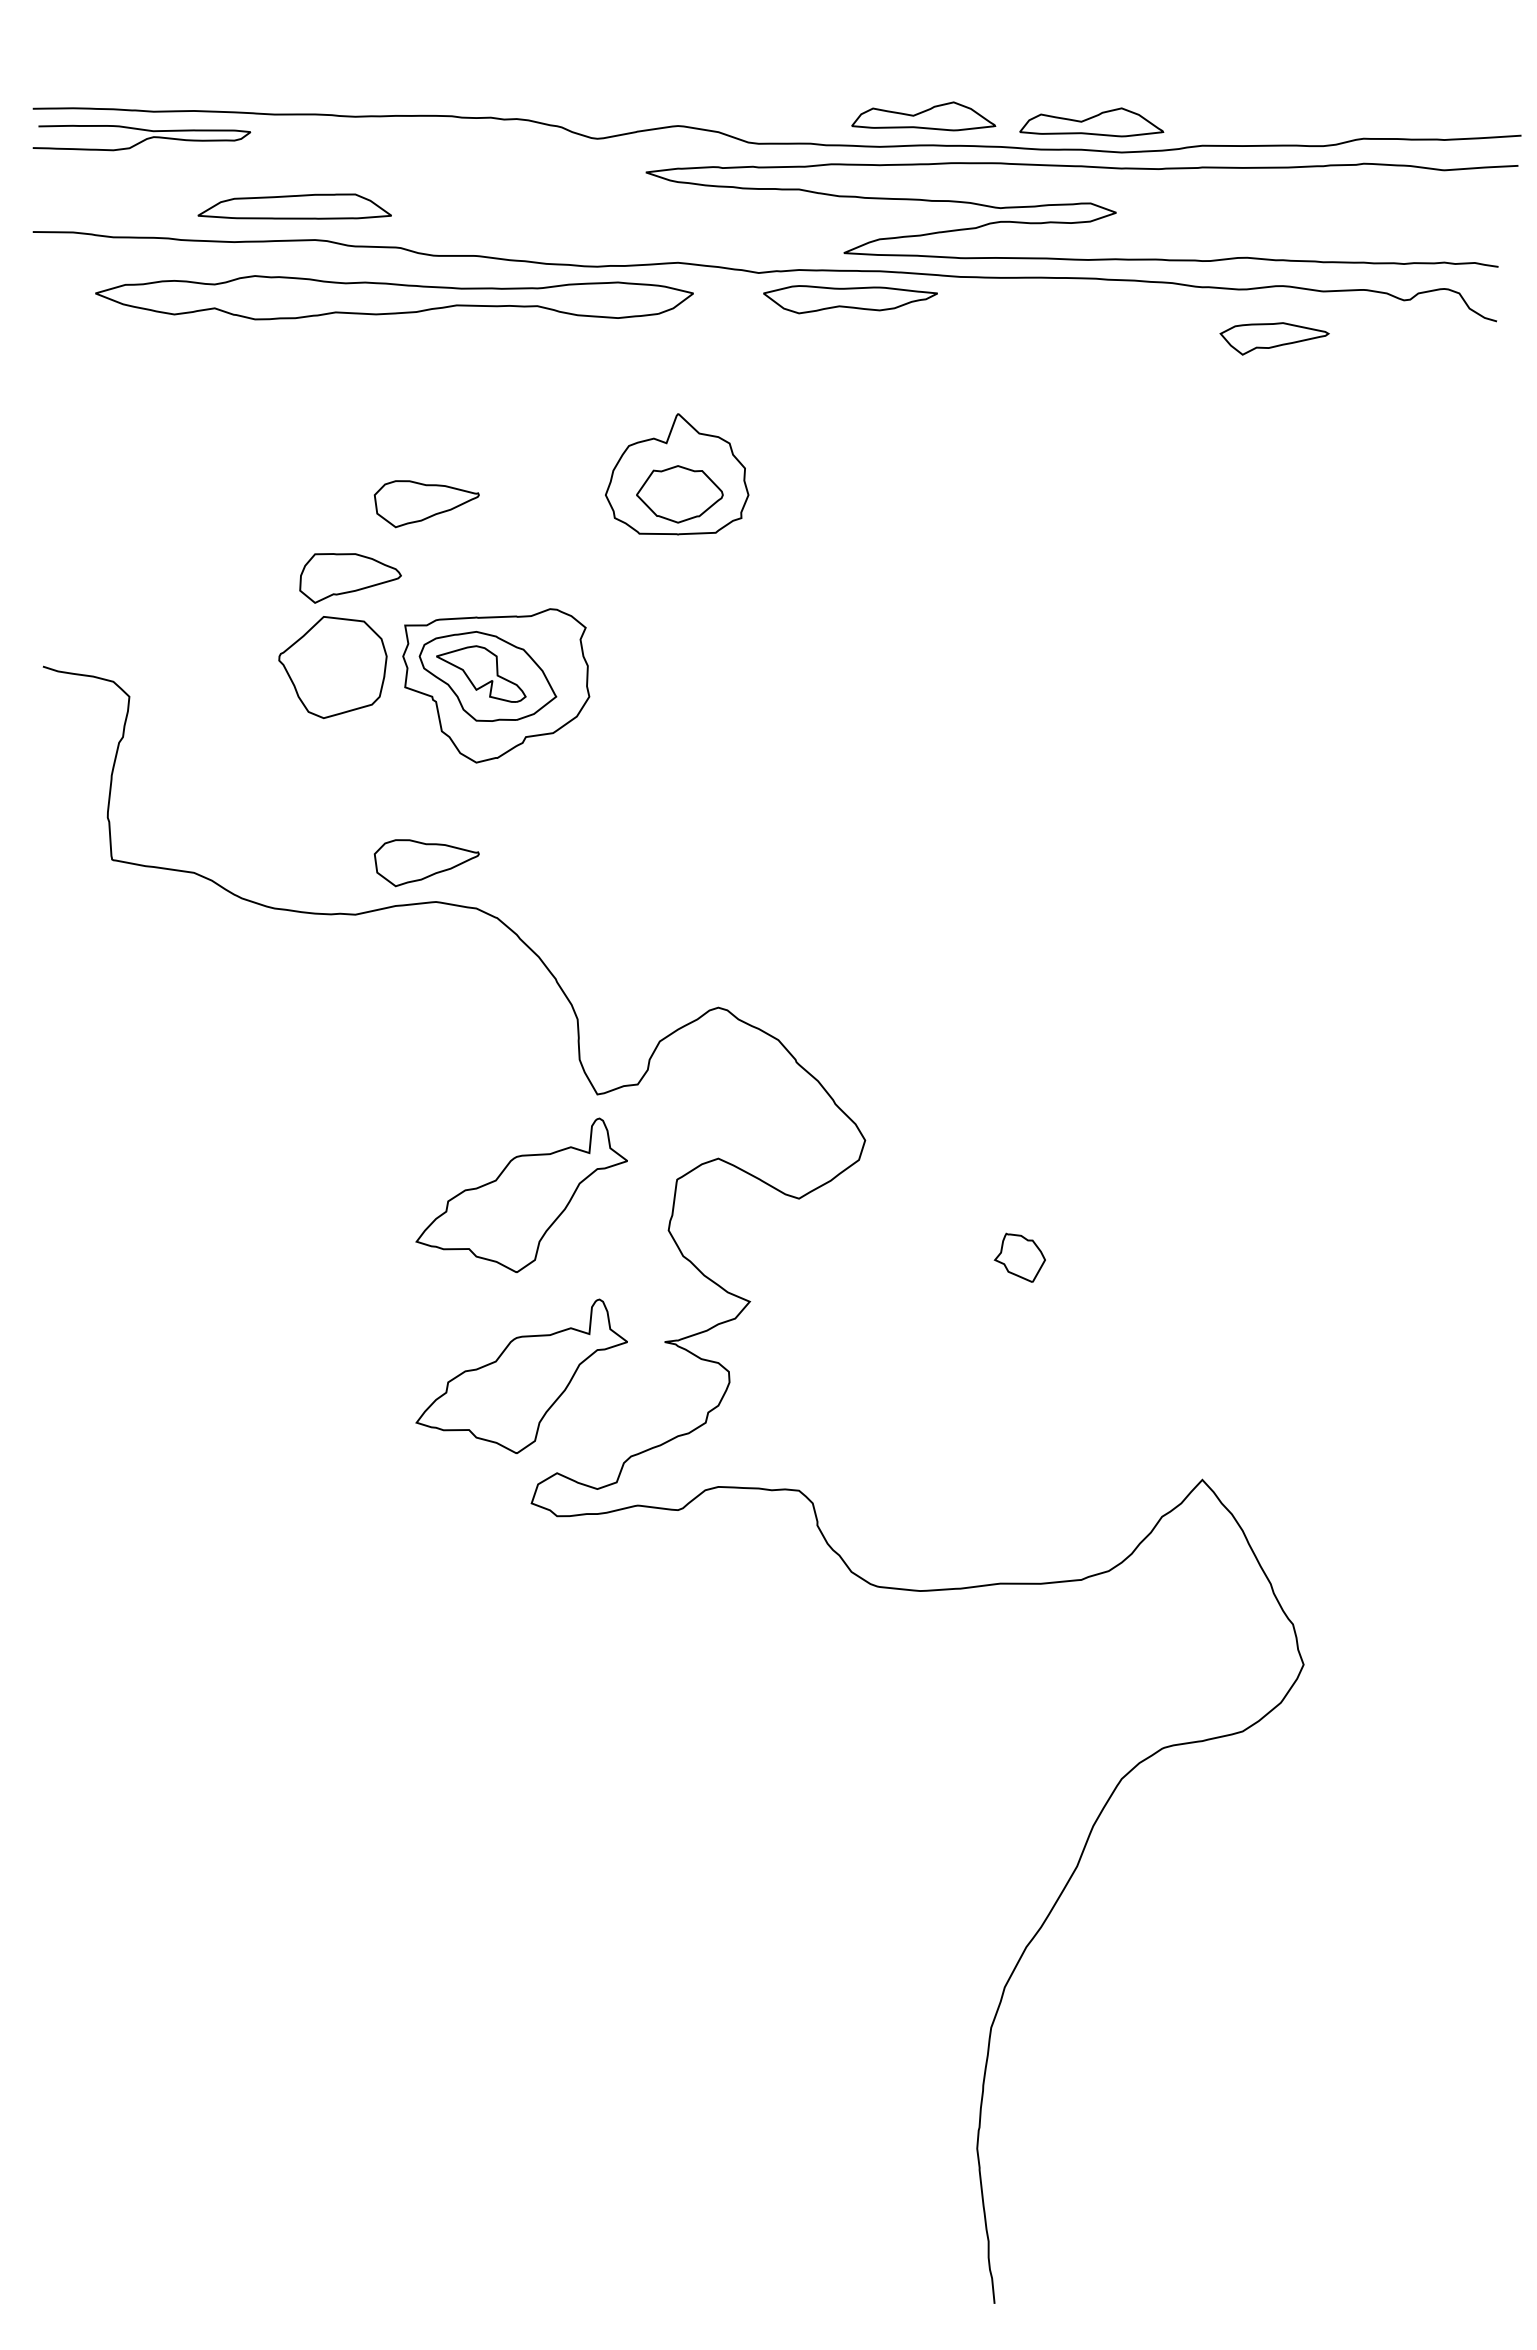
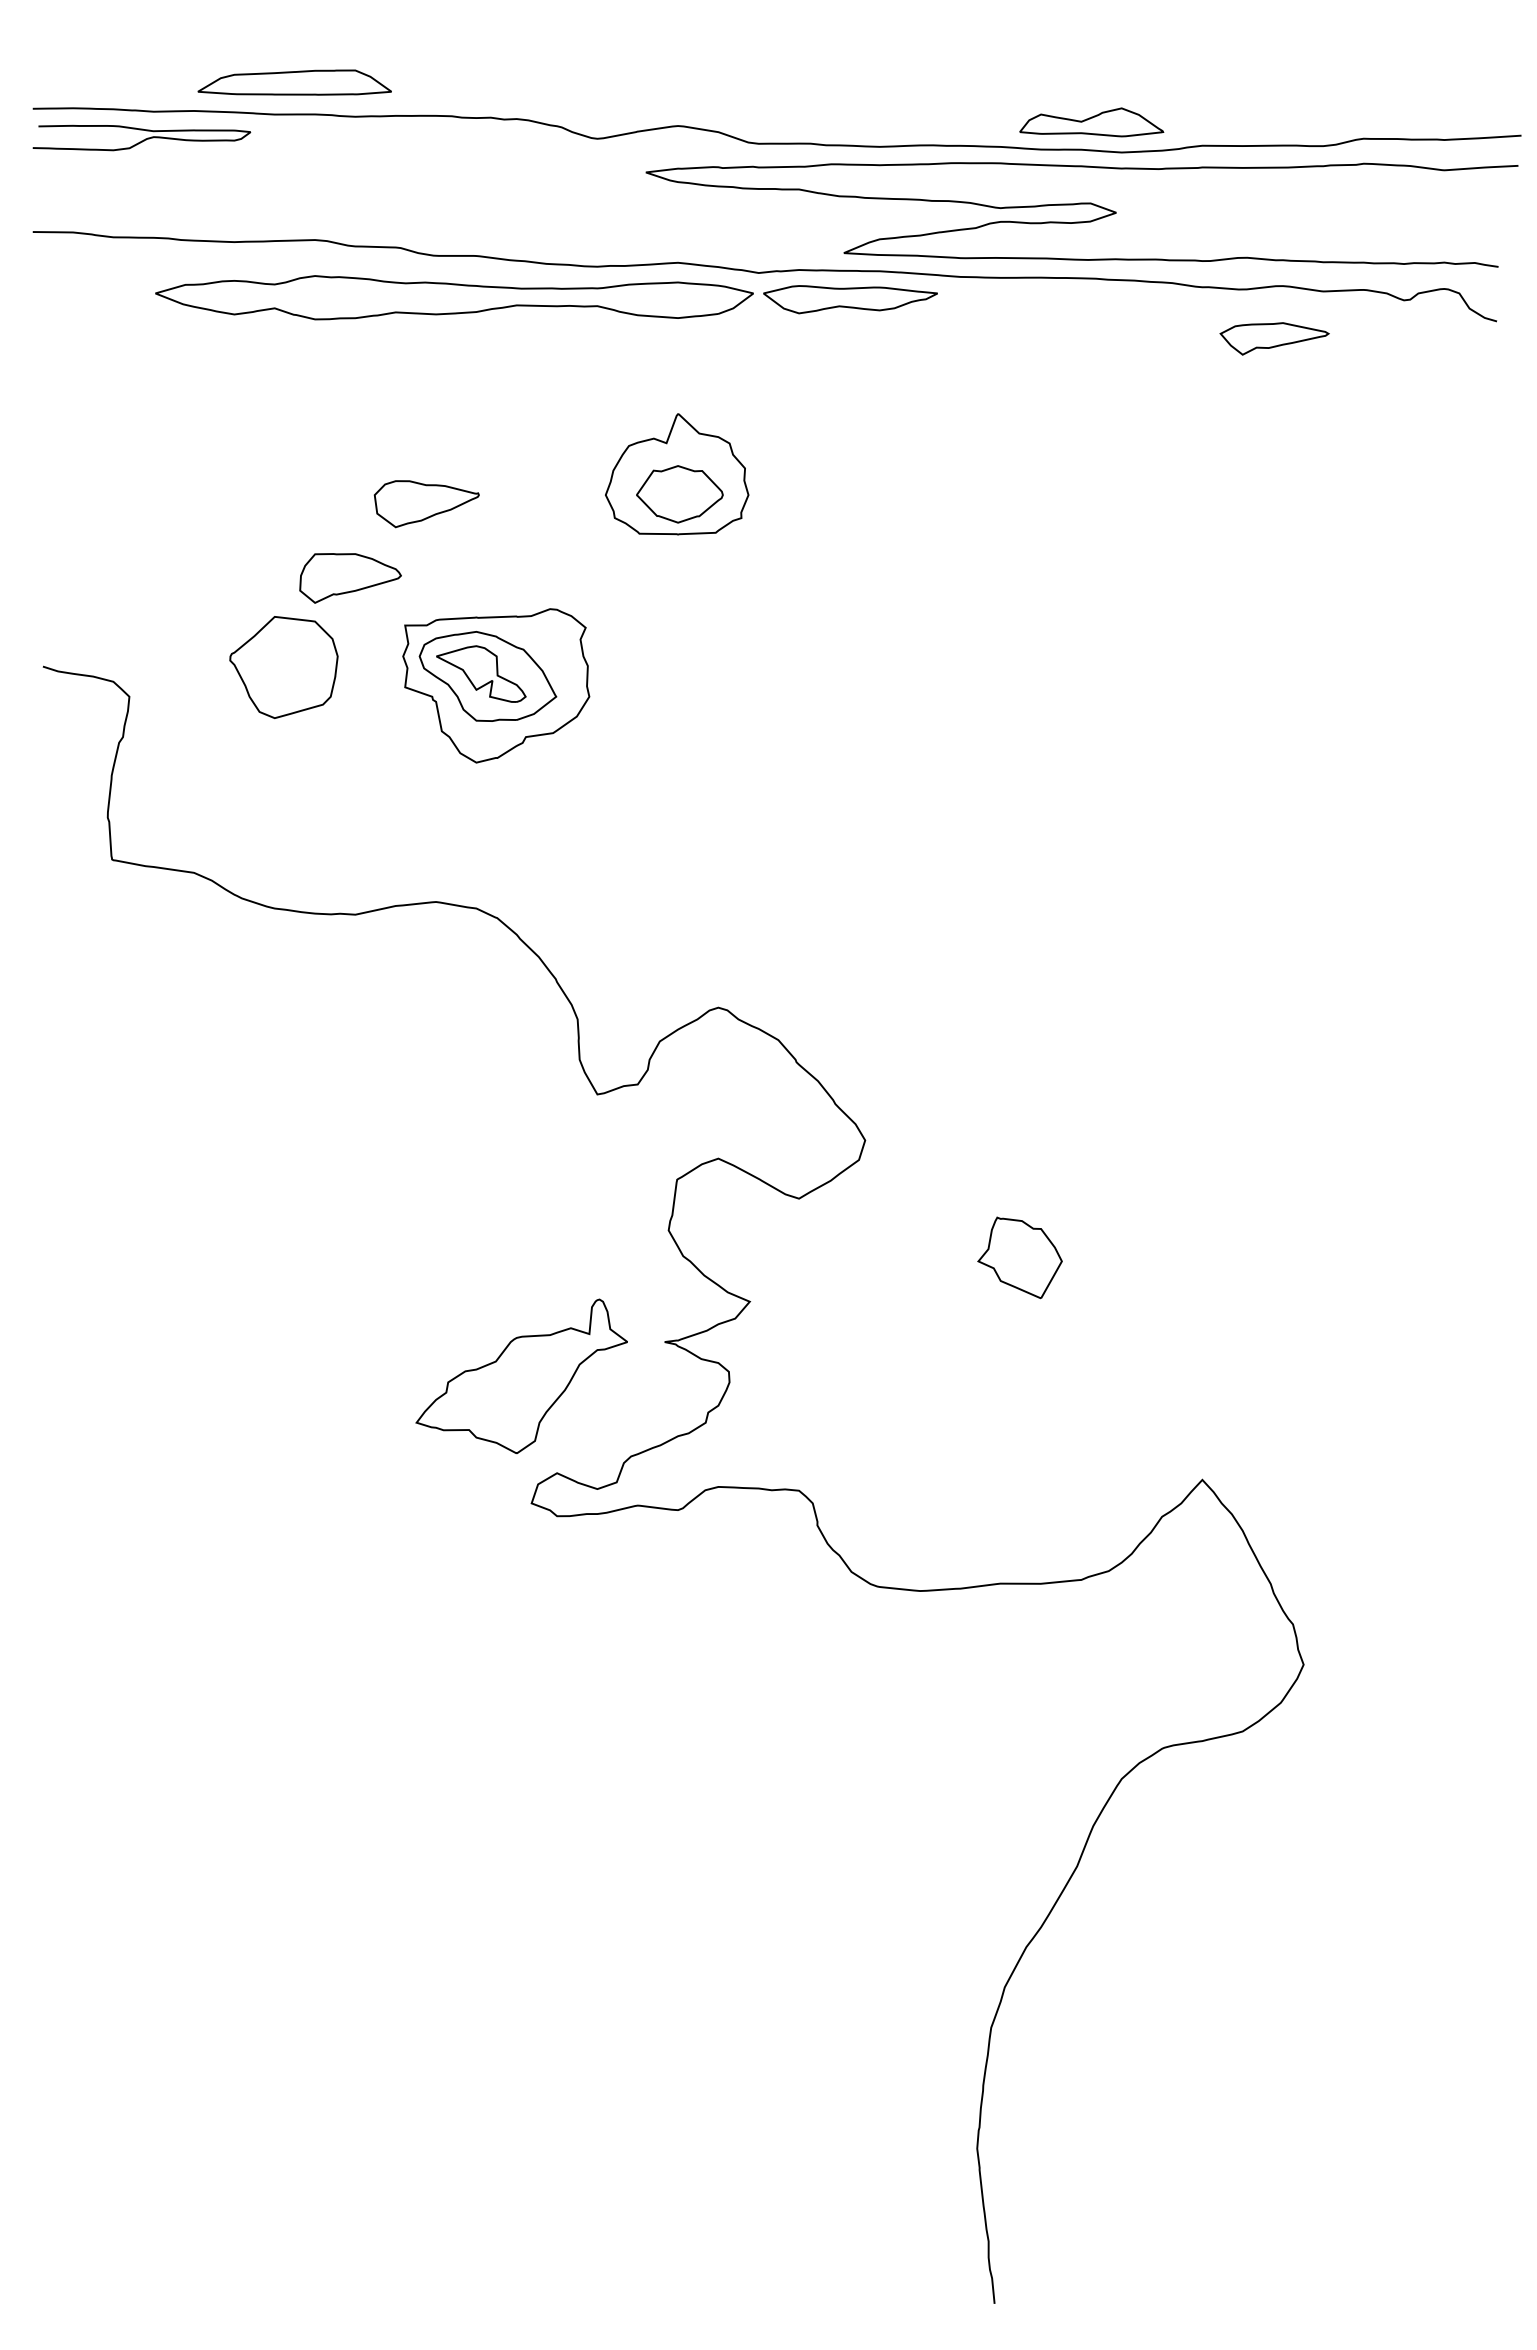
part: present -> none (923, 116)
part position: (294, 206) -> (294, 82) (294, 82)
part position: (394, 297) -> (454, 297) (454, 297)
part position: (332, 667) -> (283, 667) (283, 667)
part: present -> none (426, 863)
part: present -> none (521, 1195)
part size: 53x51 px -> 86x84 px (1019, 1257)
